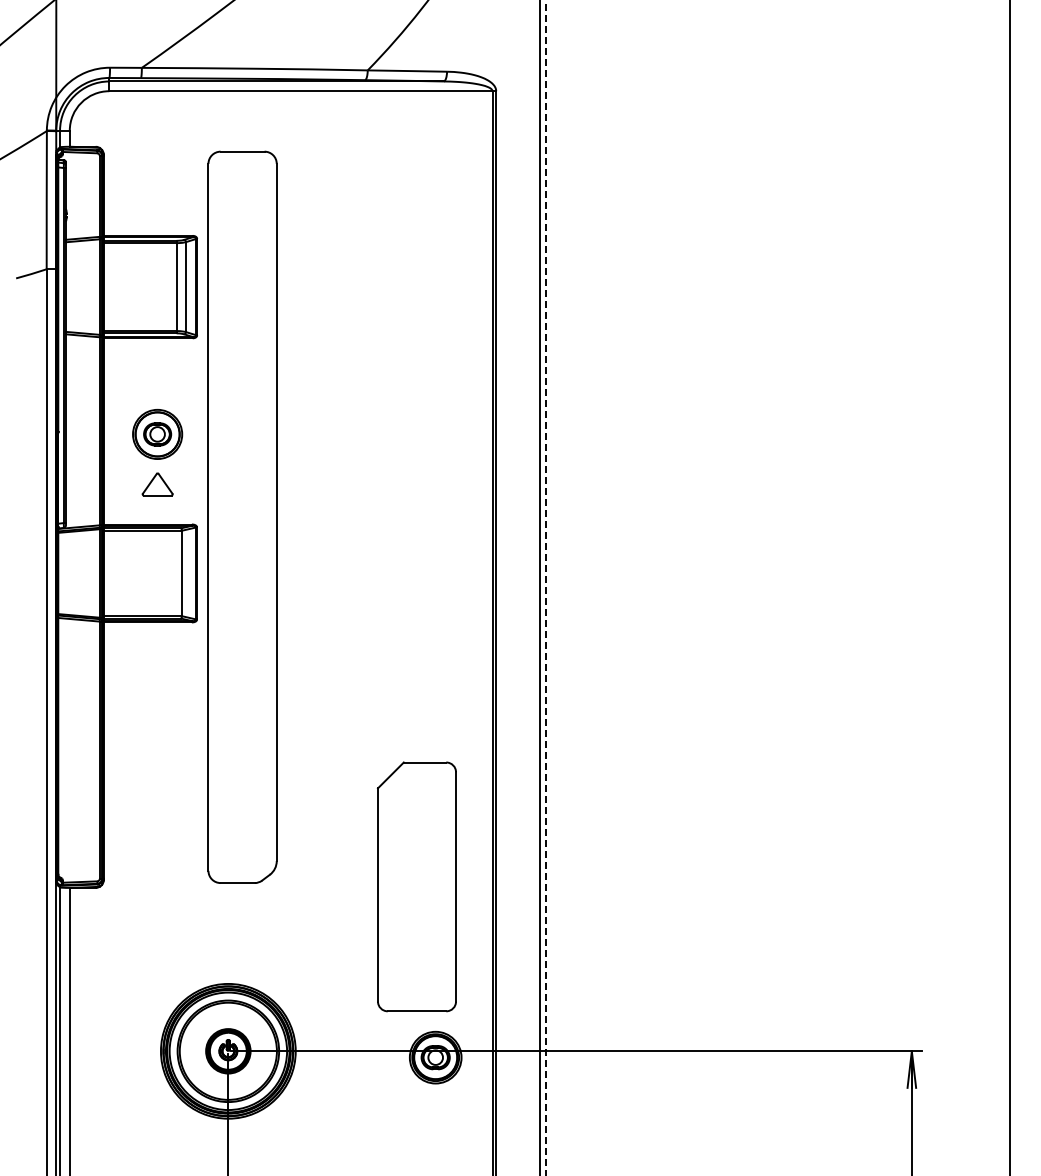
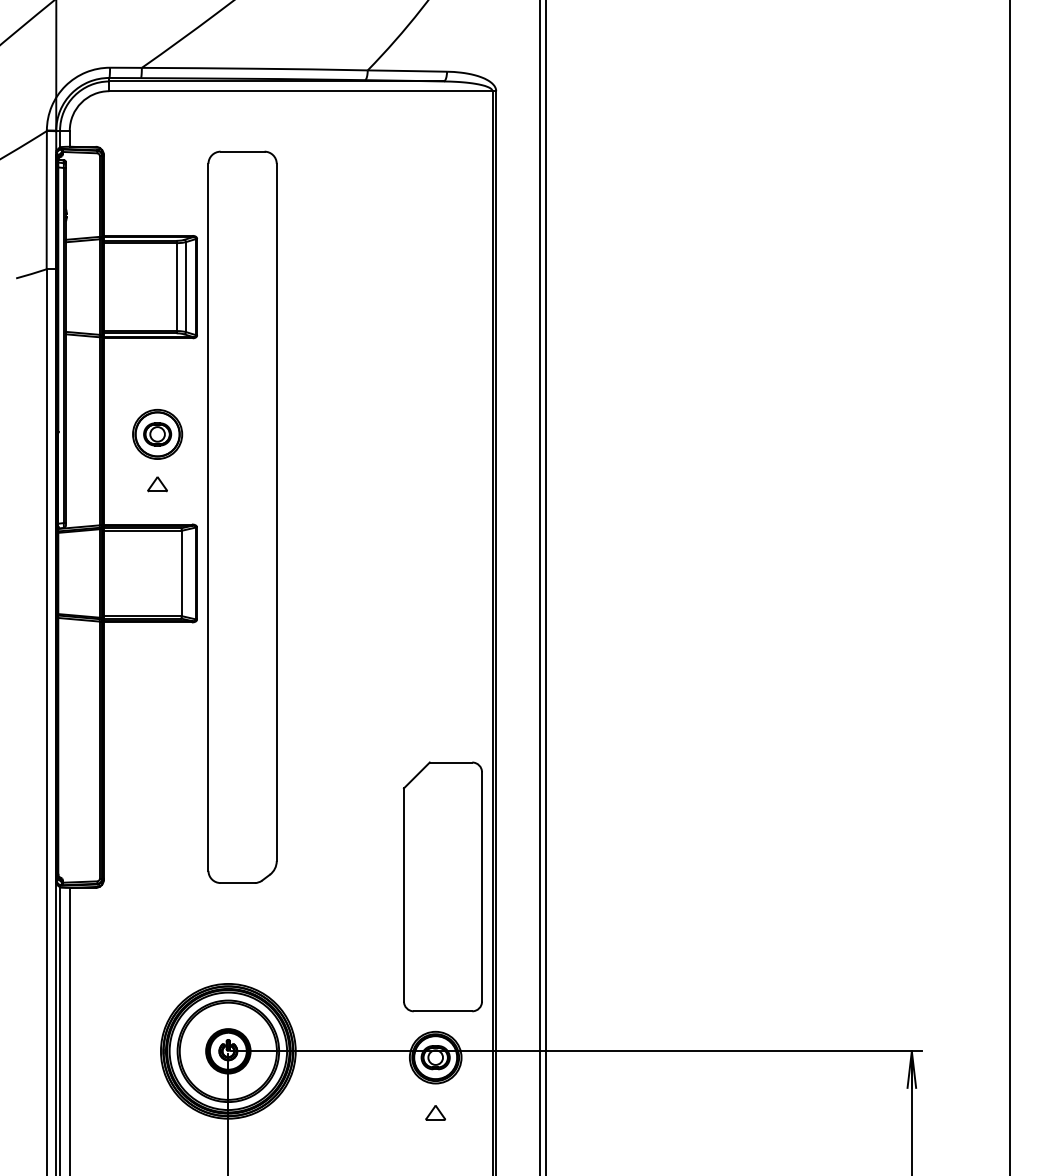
part size: 33x25 px -> 21x17 px (157, 484)
line: dashed -> solid (545, 588)
part position: (416, 886) -> (442, 886) (442, 886)
part: none -> present (435, 1112)
